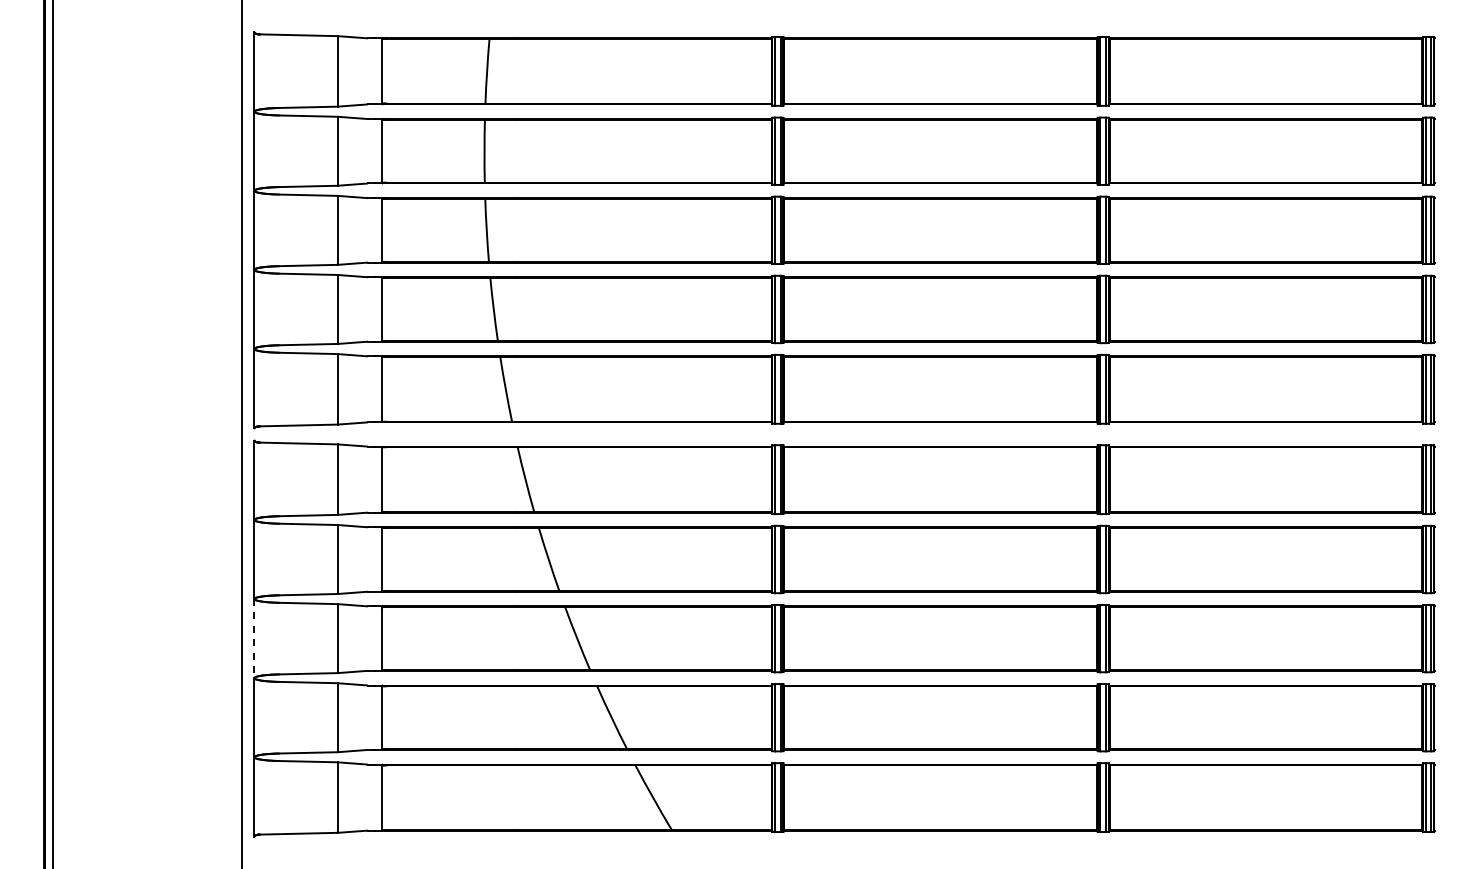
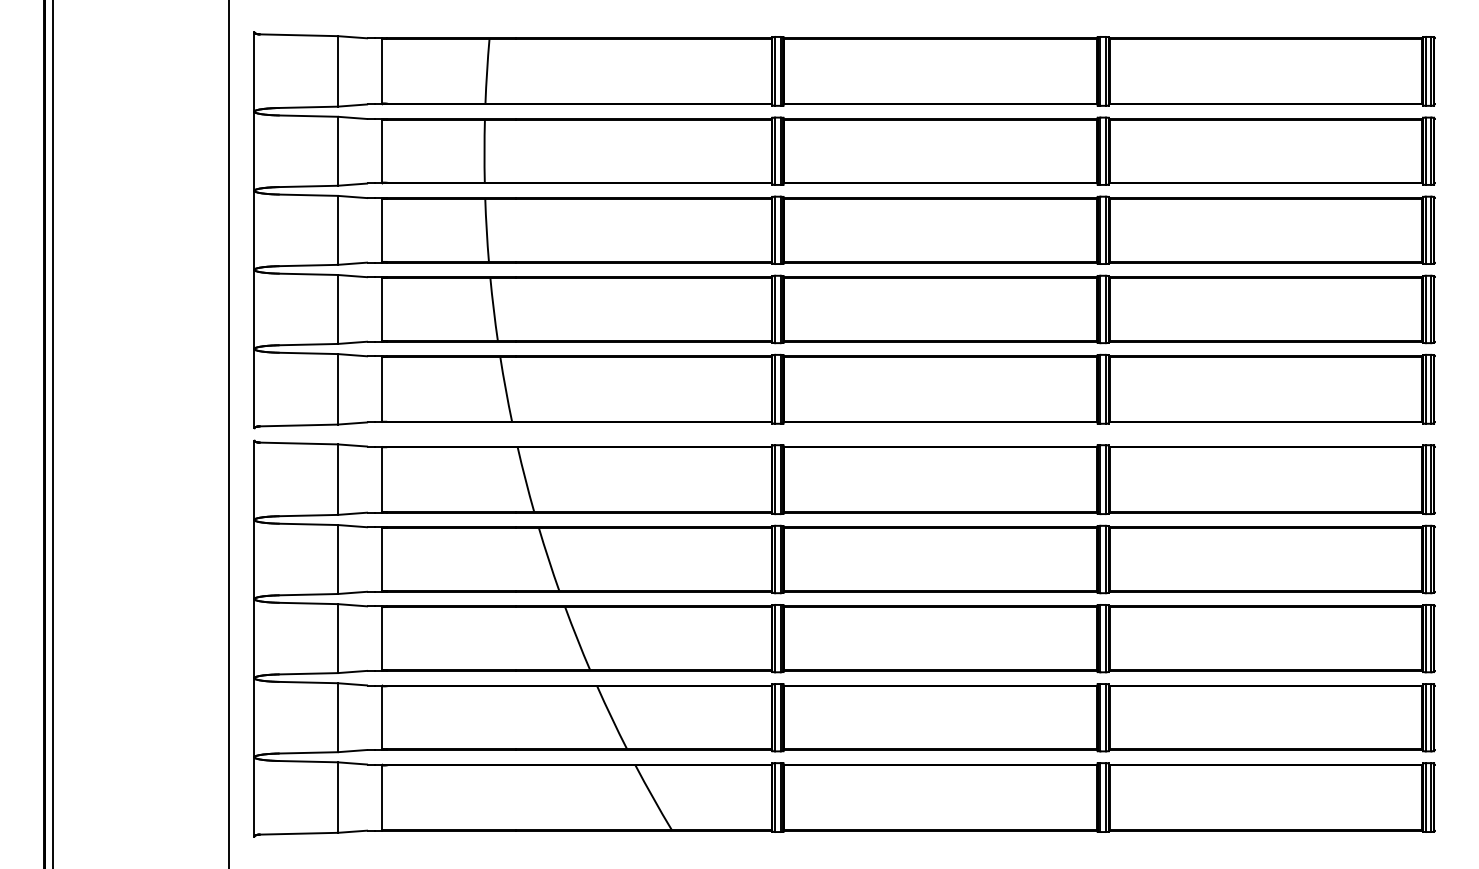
line position: (242, 433) -> (229, 433) (229, 433)
line: dashed -> solid (254, 638)
